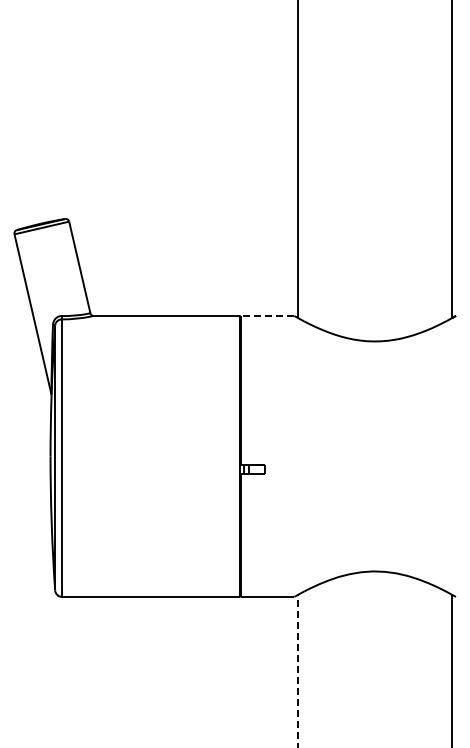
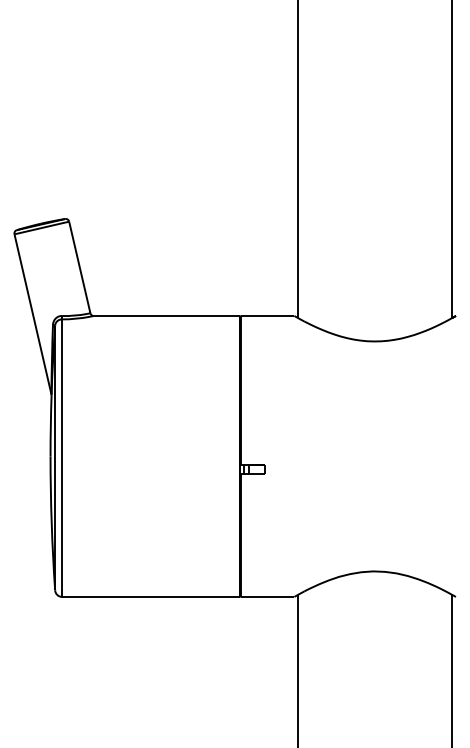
line: dashed -> solid (267, 315)
line: dashed -> solid (297, 670)
